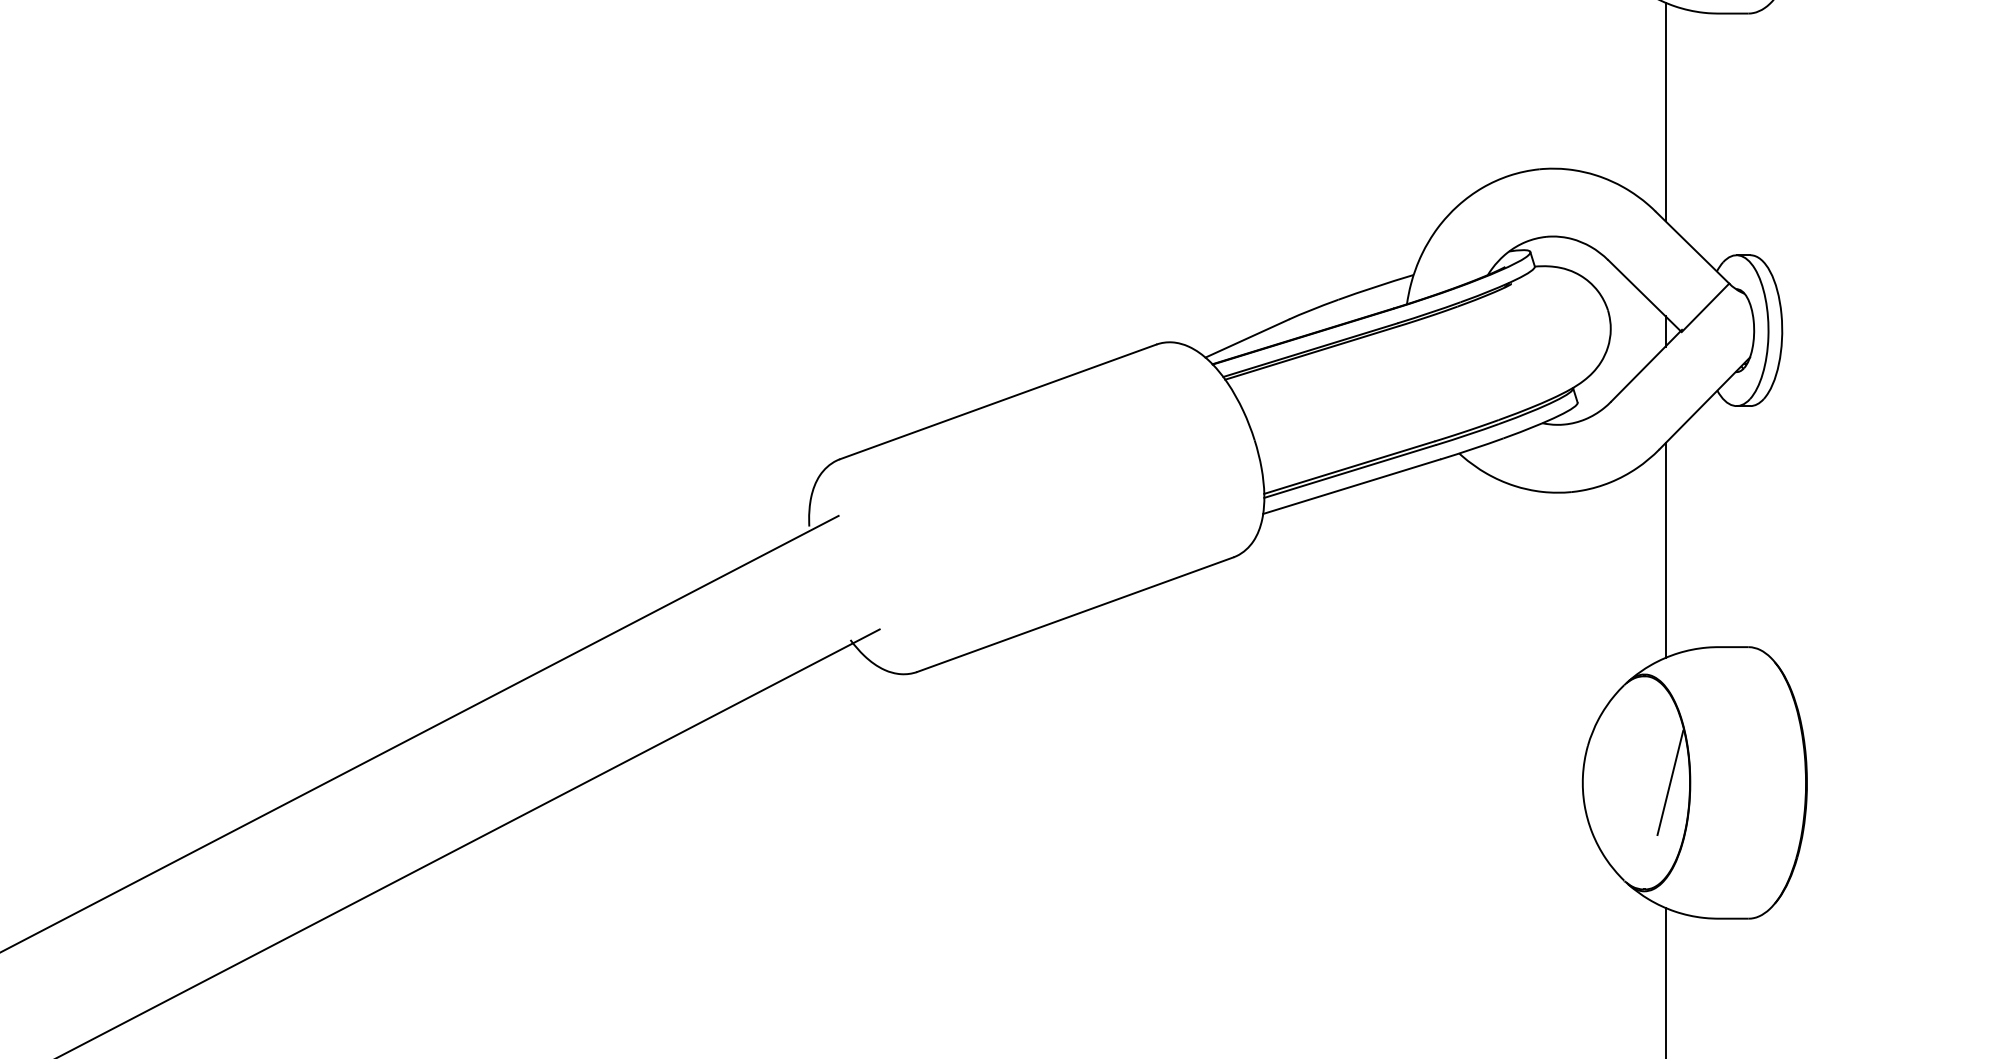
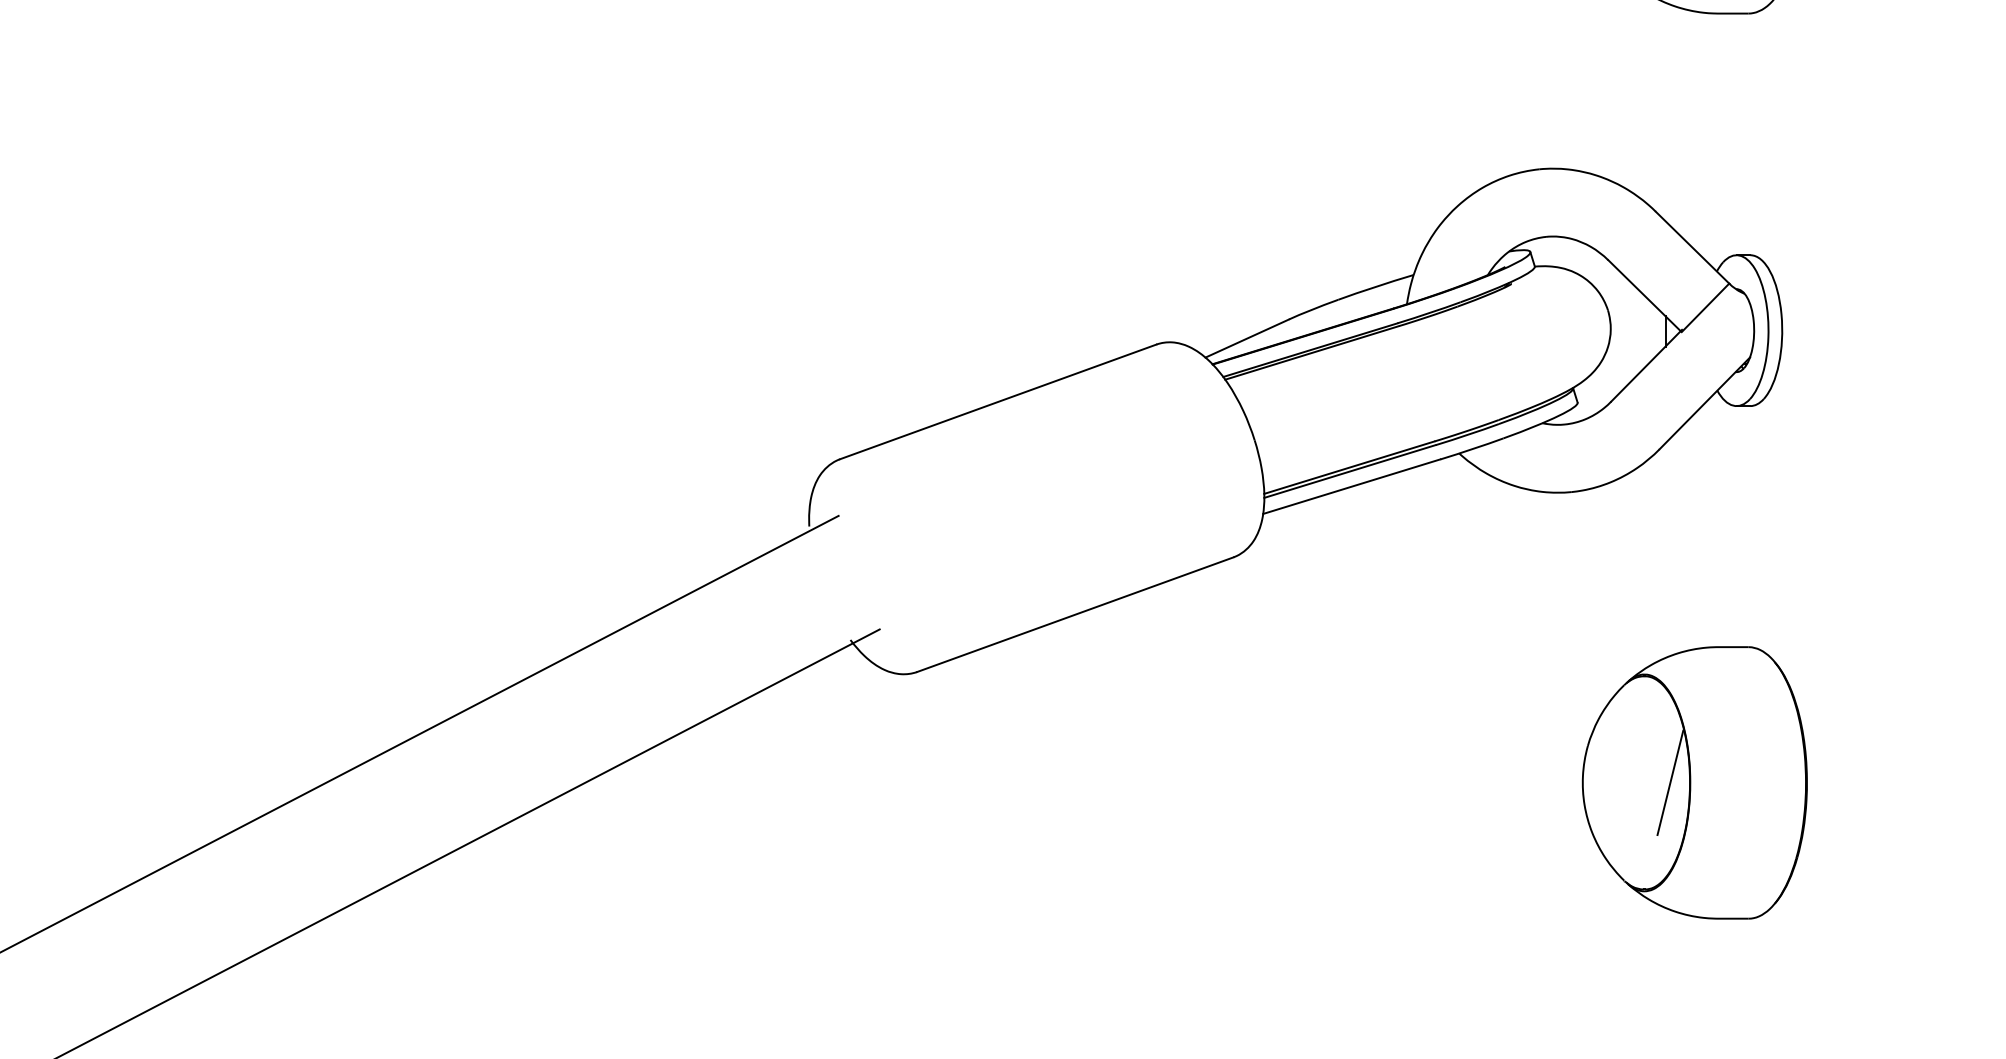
line: present -> none (1665, 111)
line: present -> none (1665, 550)
line: present -> none (1665, 981)
